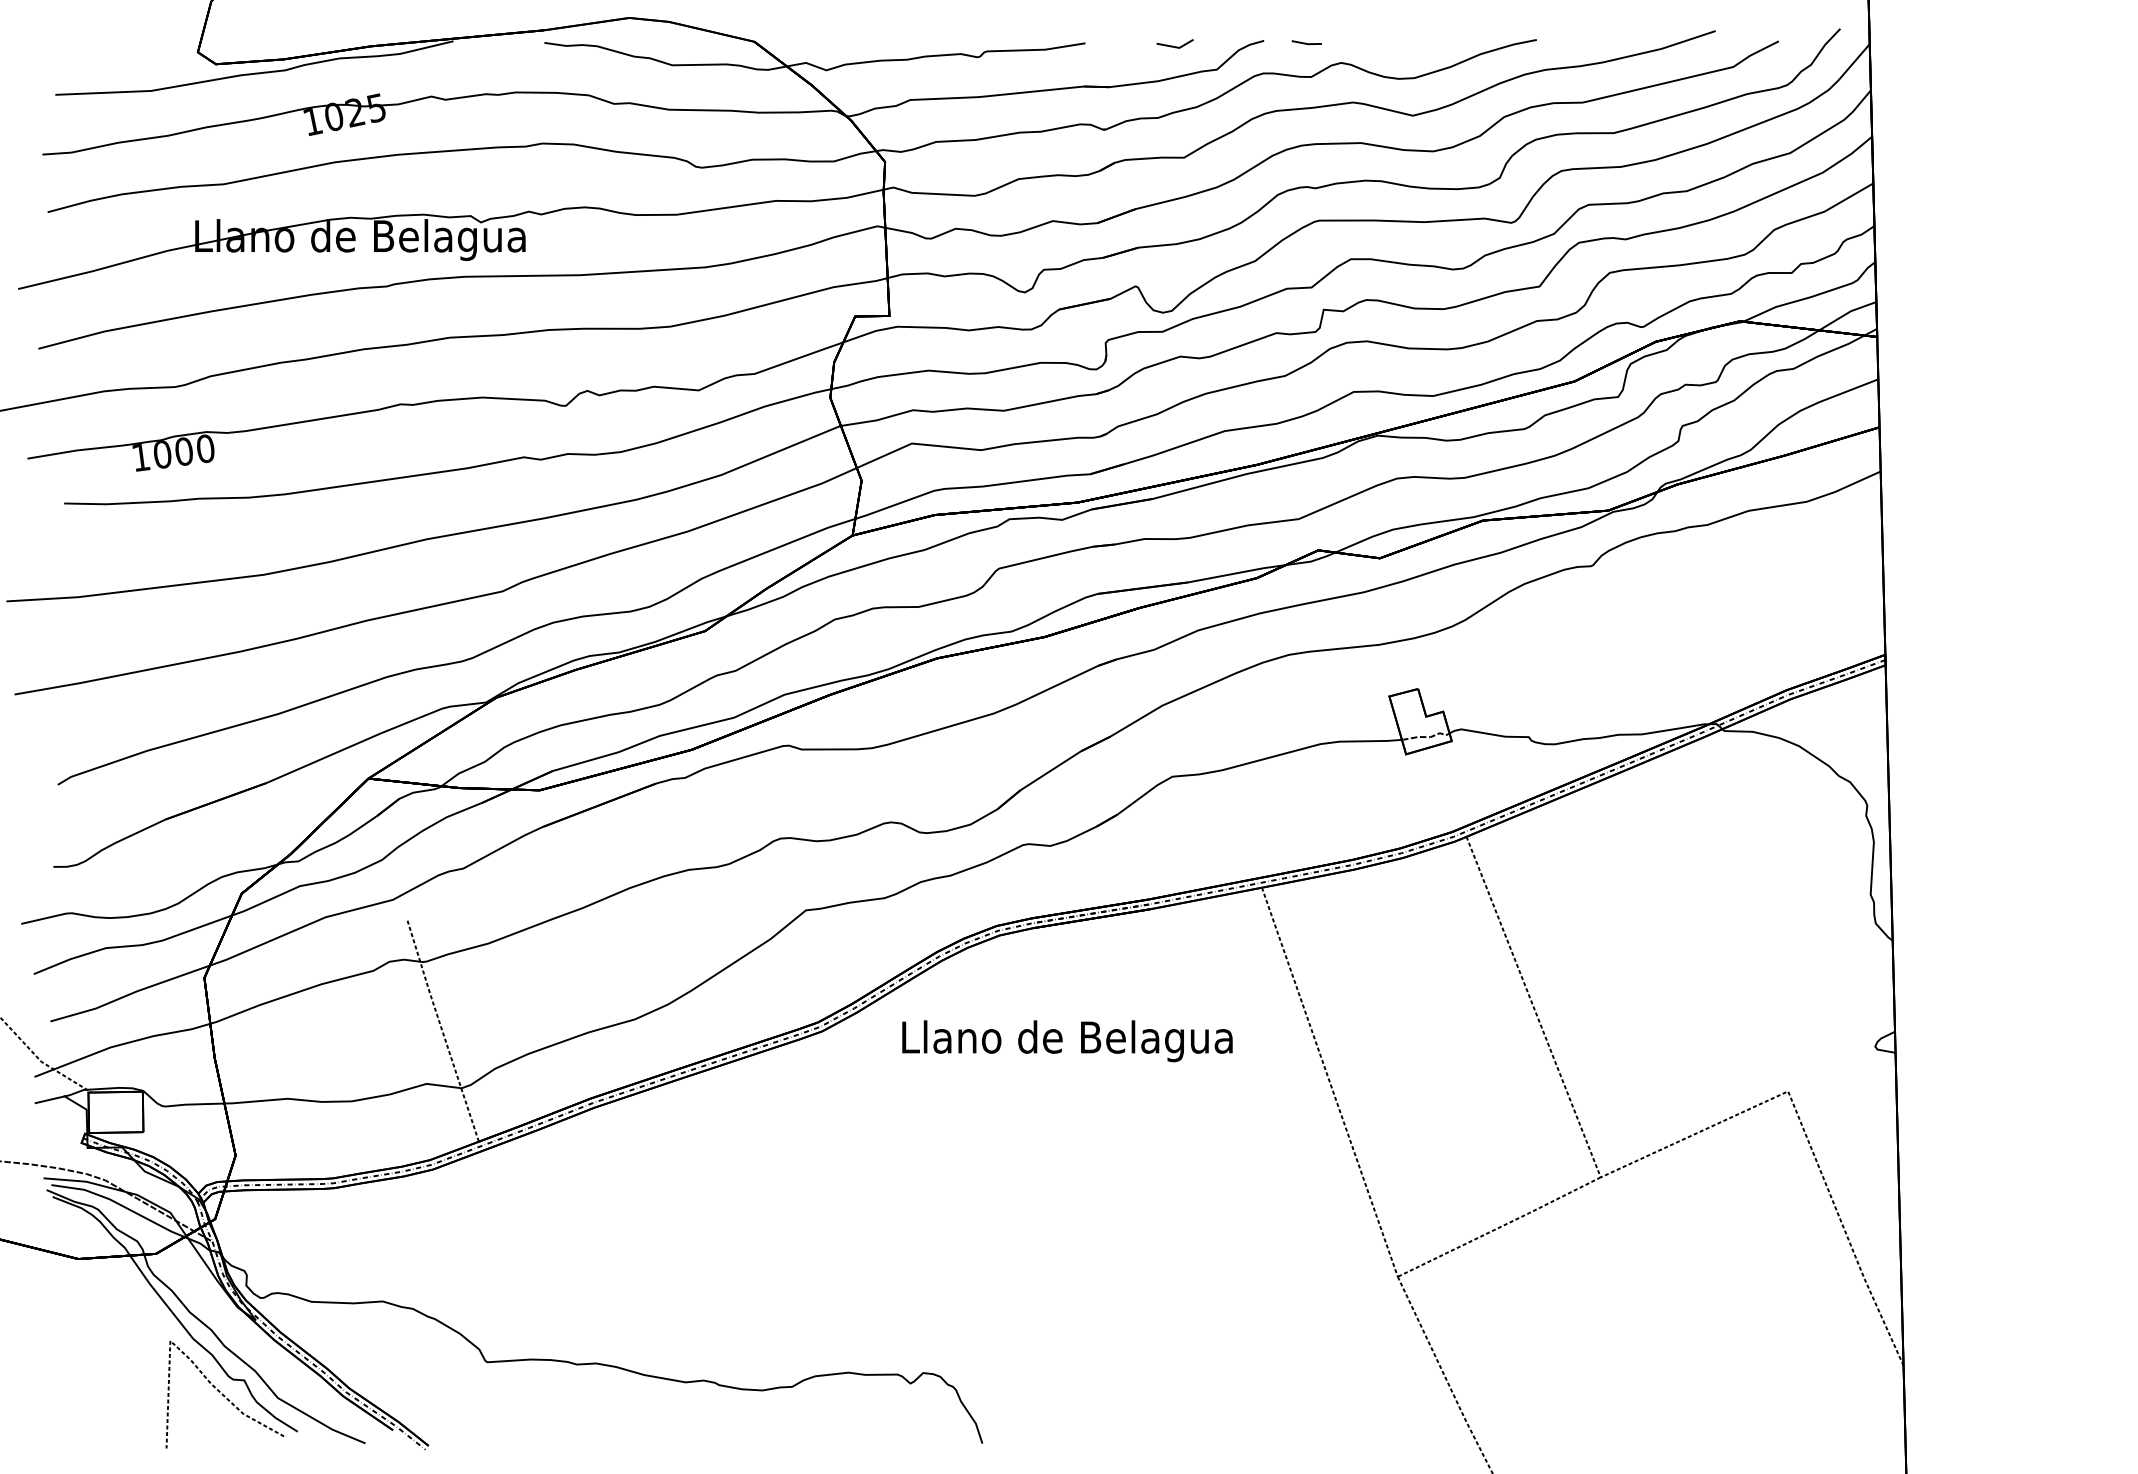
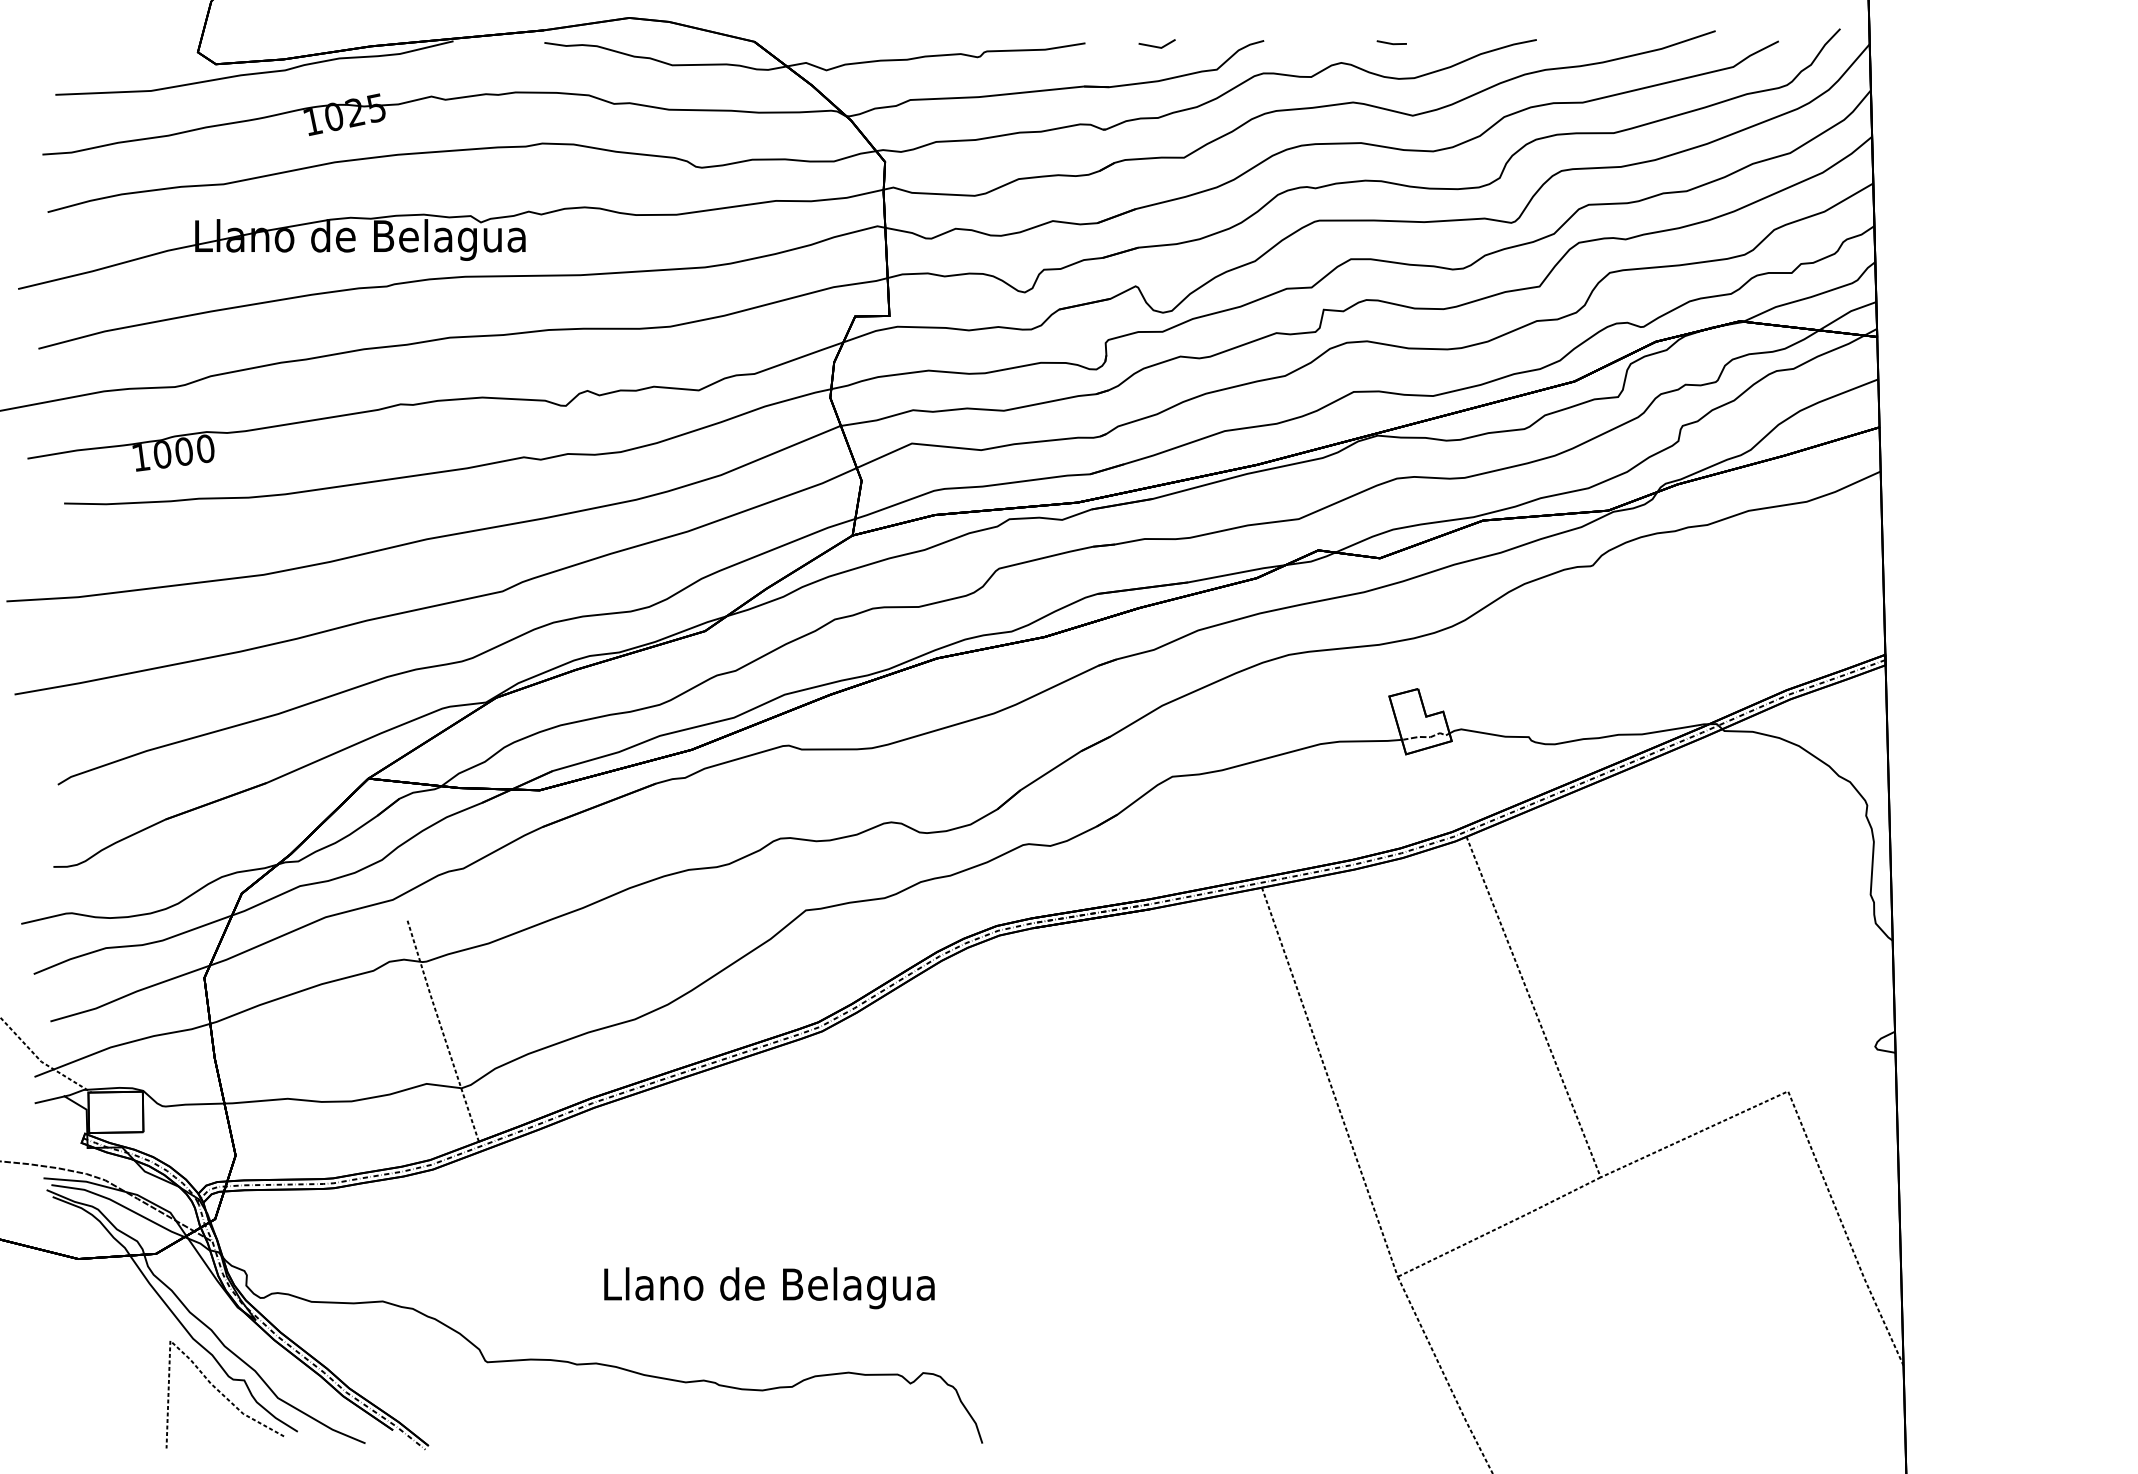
line position: (1305, 42) -> (1390, 42) (1390, 42)
line position: (1173, 45) -> (1155, 45) (1155, 45)
text position: (1067, 1041) -> (769, 1288) (769, 1288)
